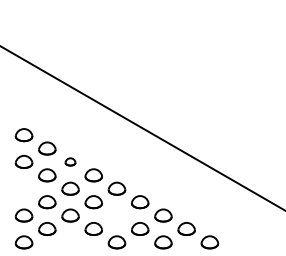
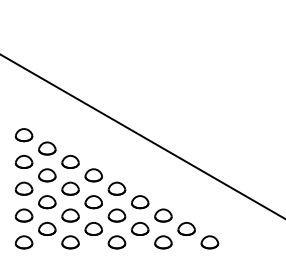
line position: (142, 127) -> (142, 136) (142, 136)
part size: 13x10 px -> 19x14 px (70, 161)
part: none -> present (23, 188)
part: none -> present (116, 215)
part: none -> present (70, 242)
